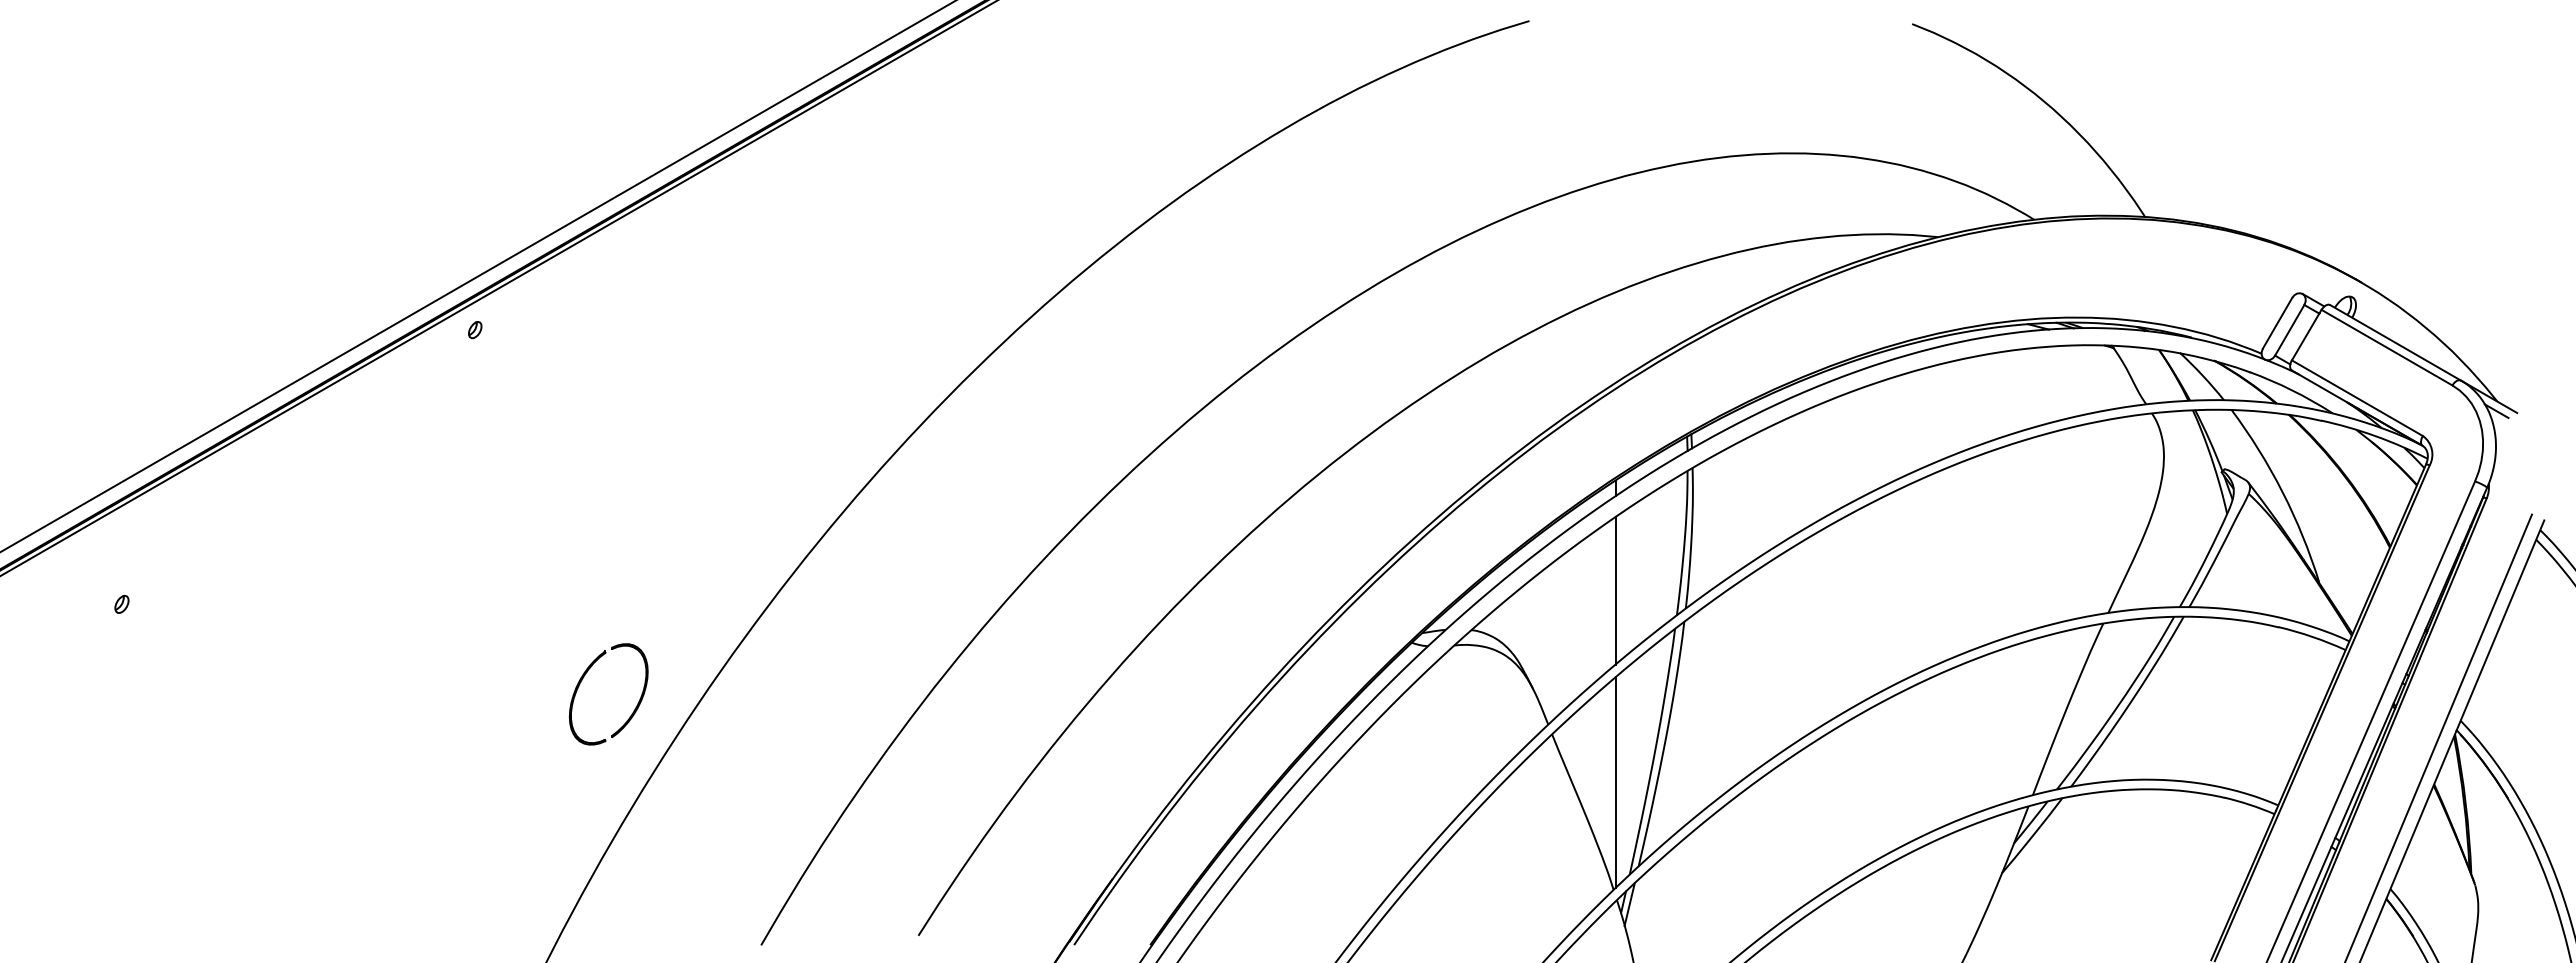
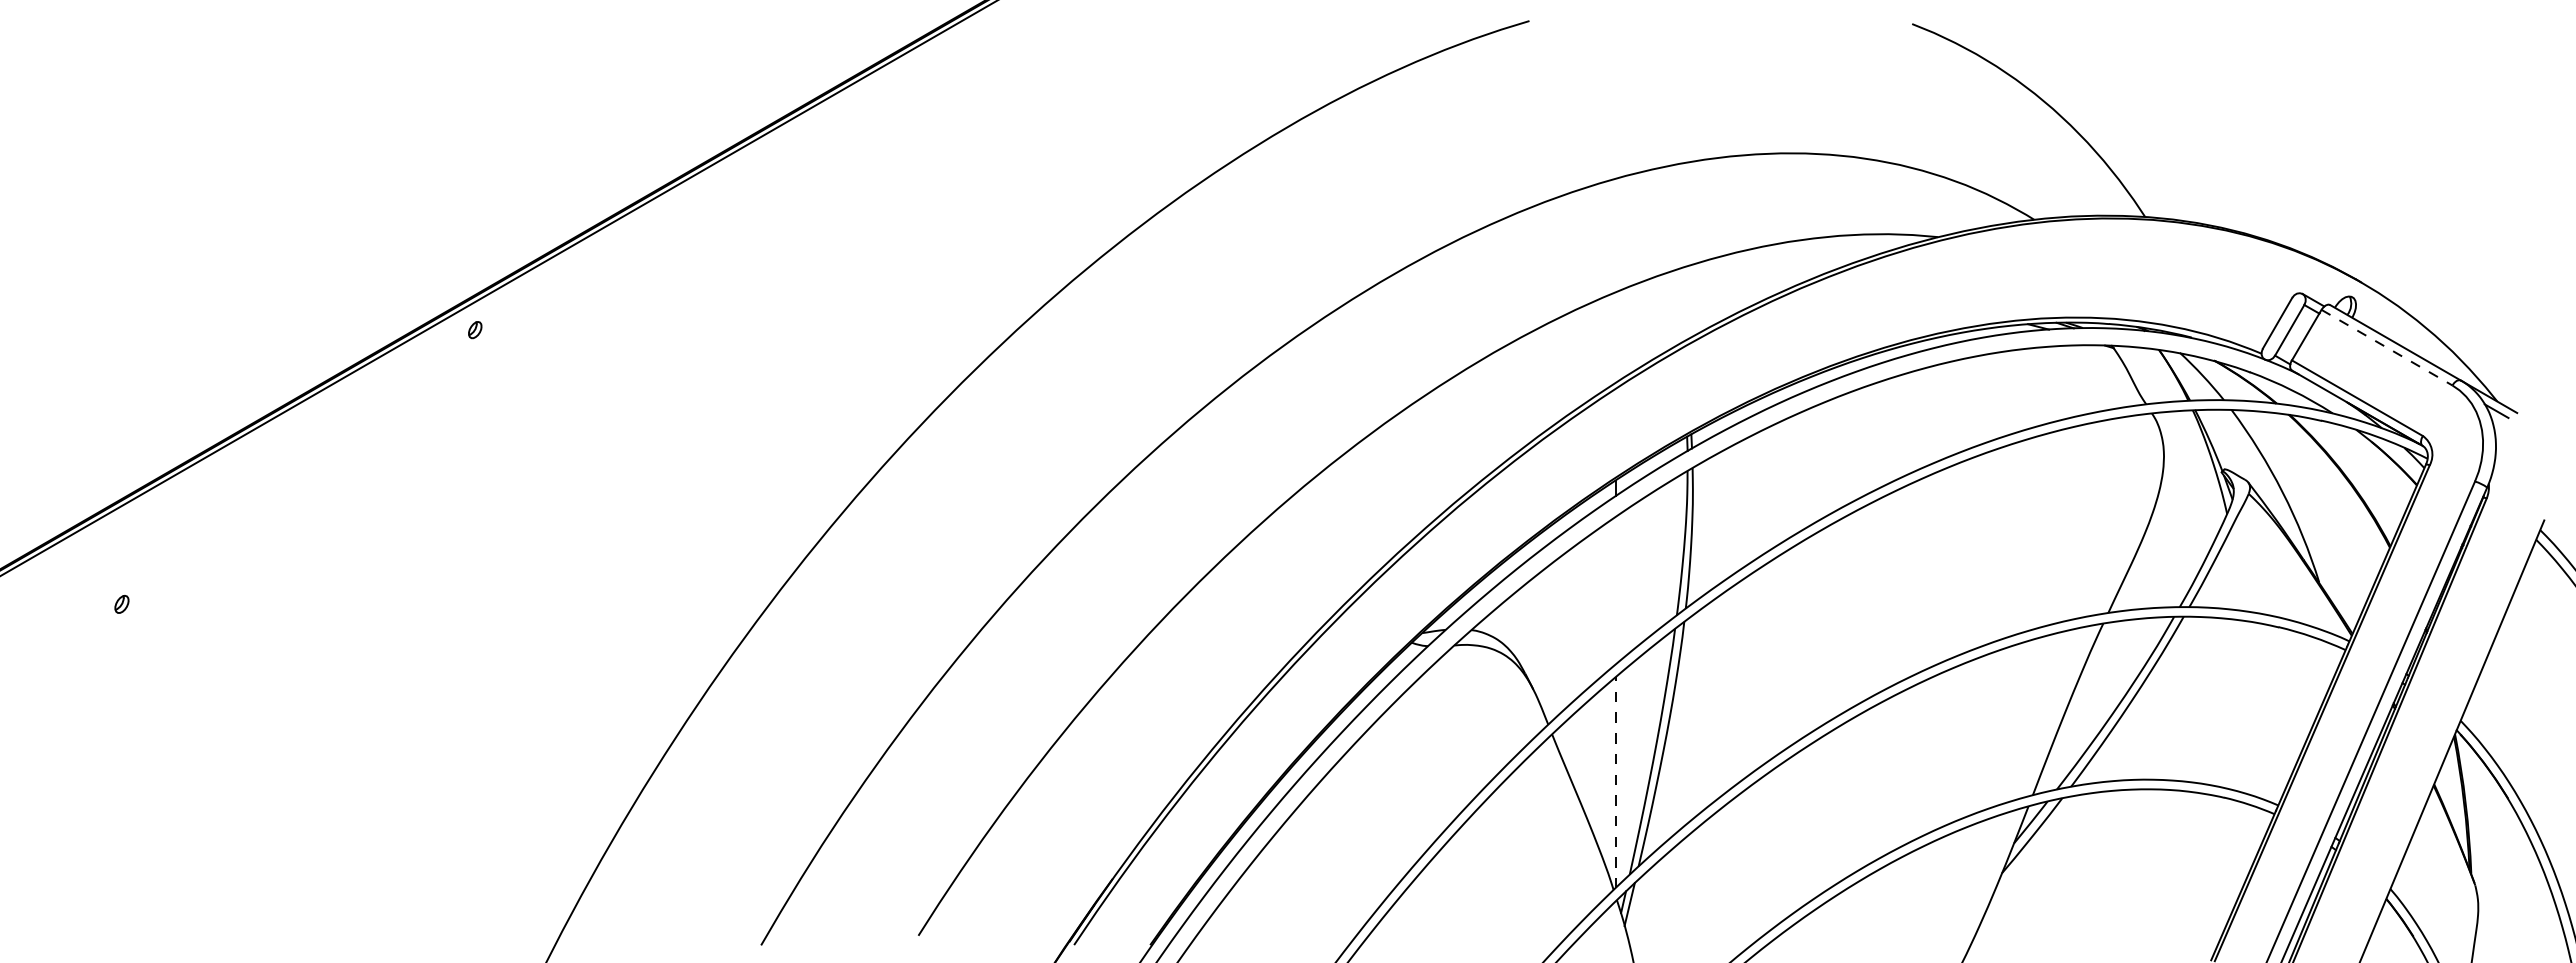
line: present -> none (477, 276)
line: solid -> dashed (2386, 347)
line: present -> none (1615, 590)
part: present -> none (584, 677)
line: present -> none (2438, 736)
line: solid -> dashed (1615, 782)
